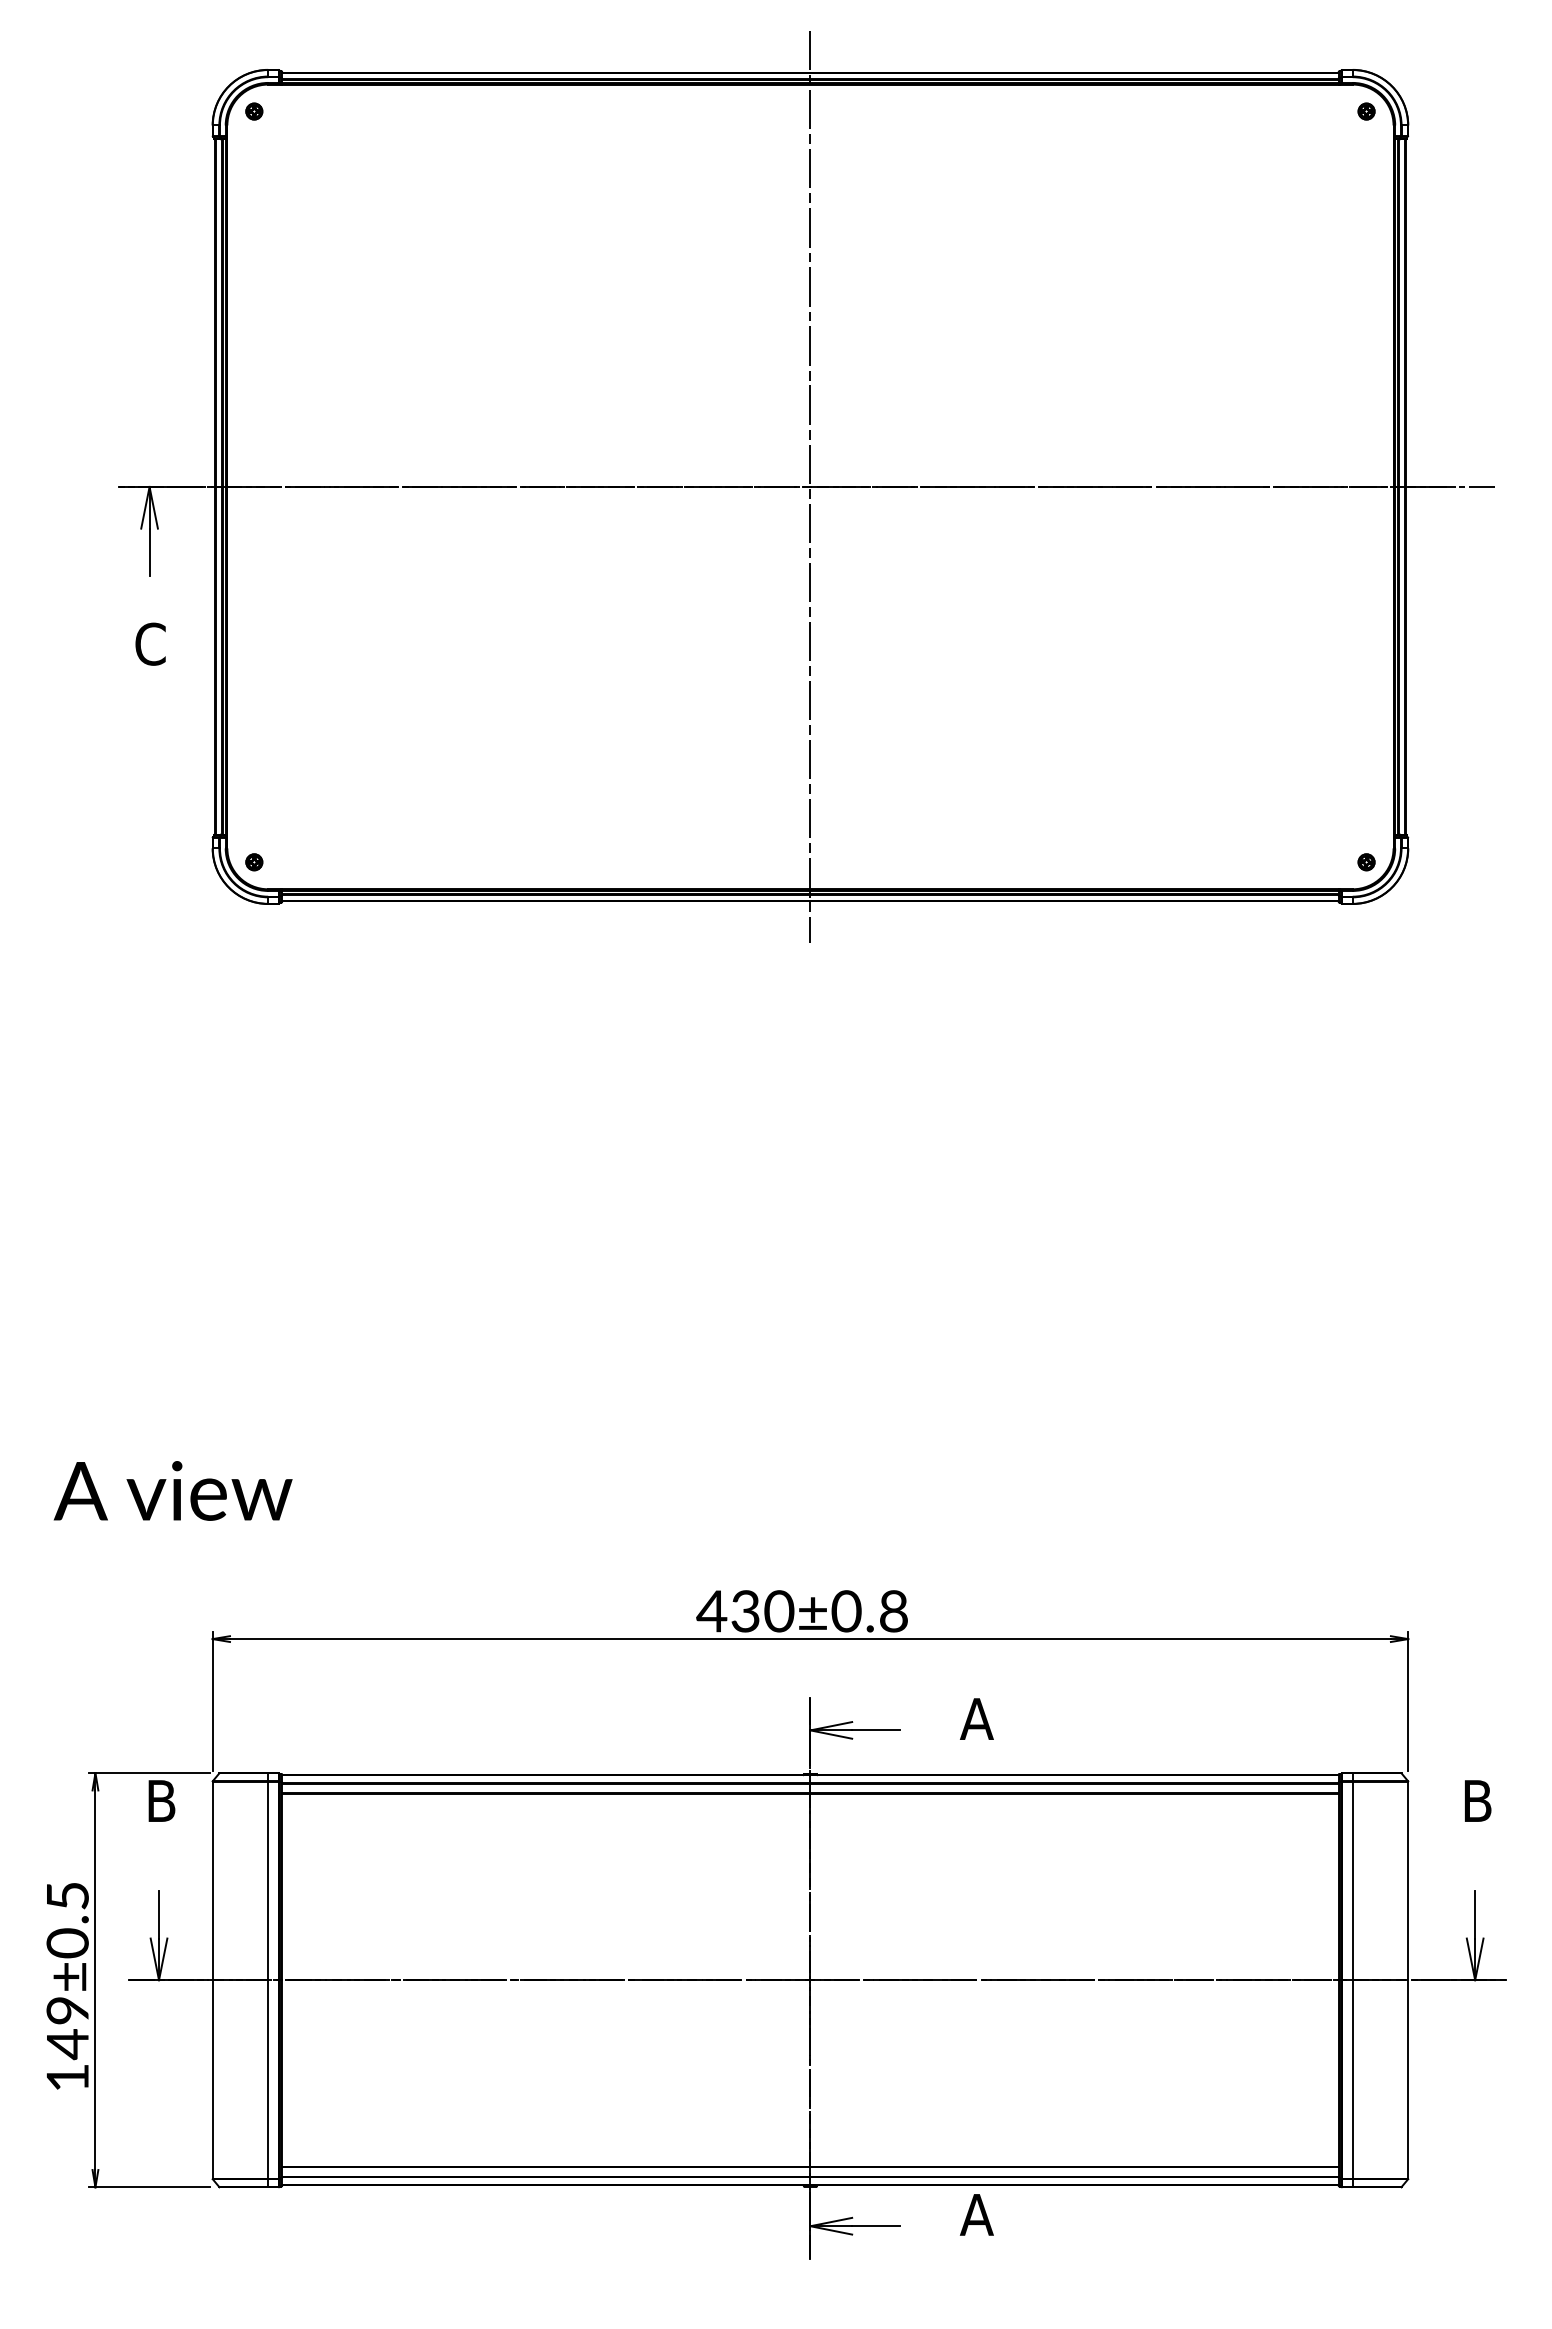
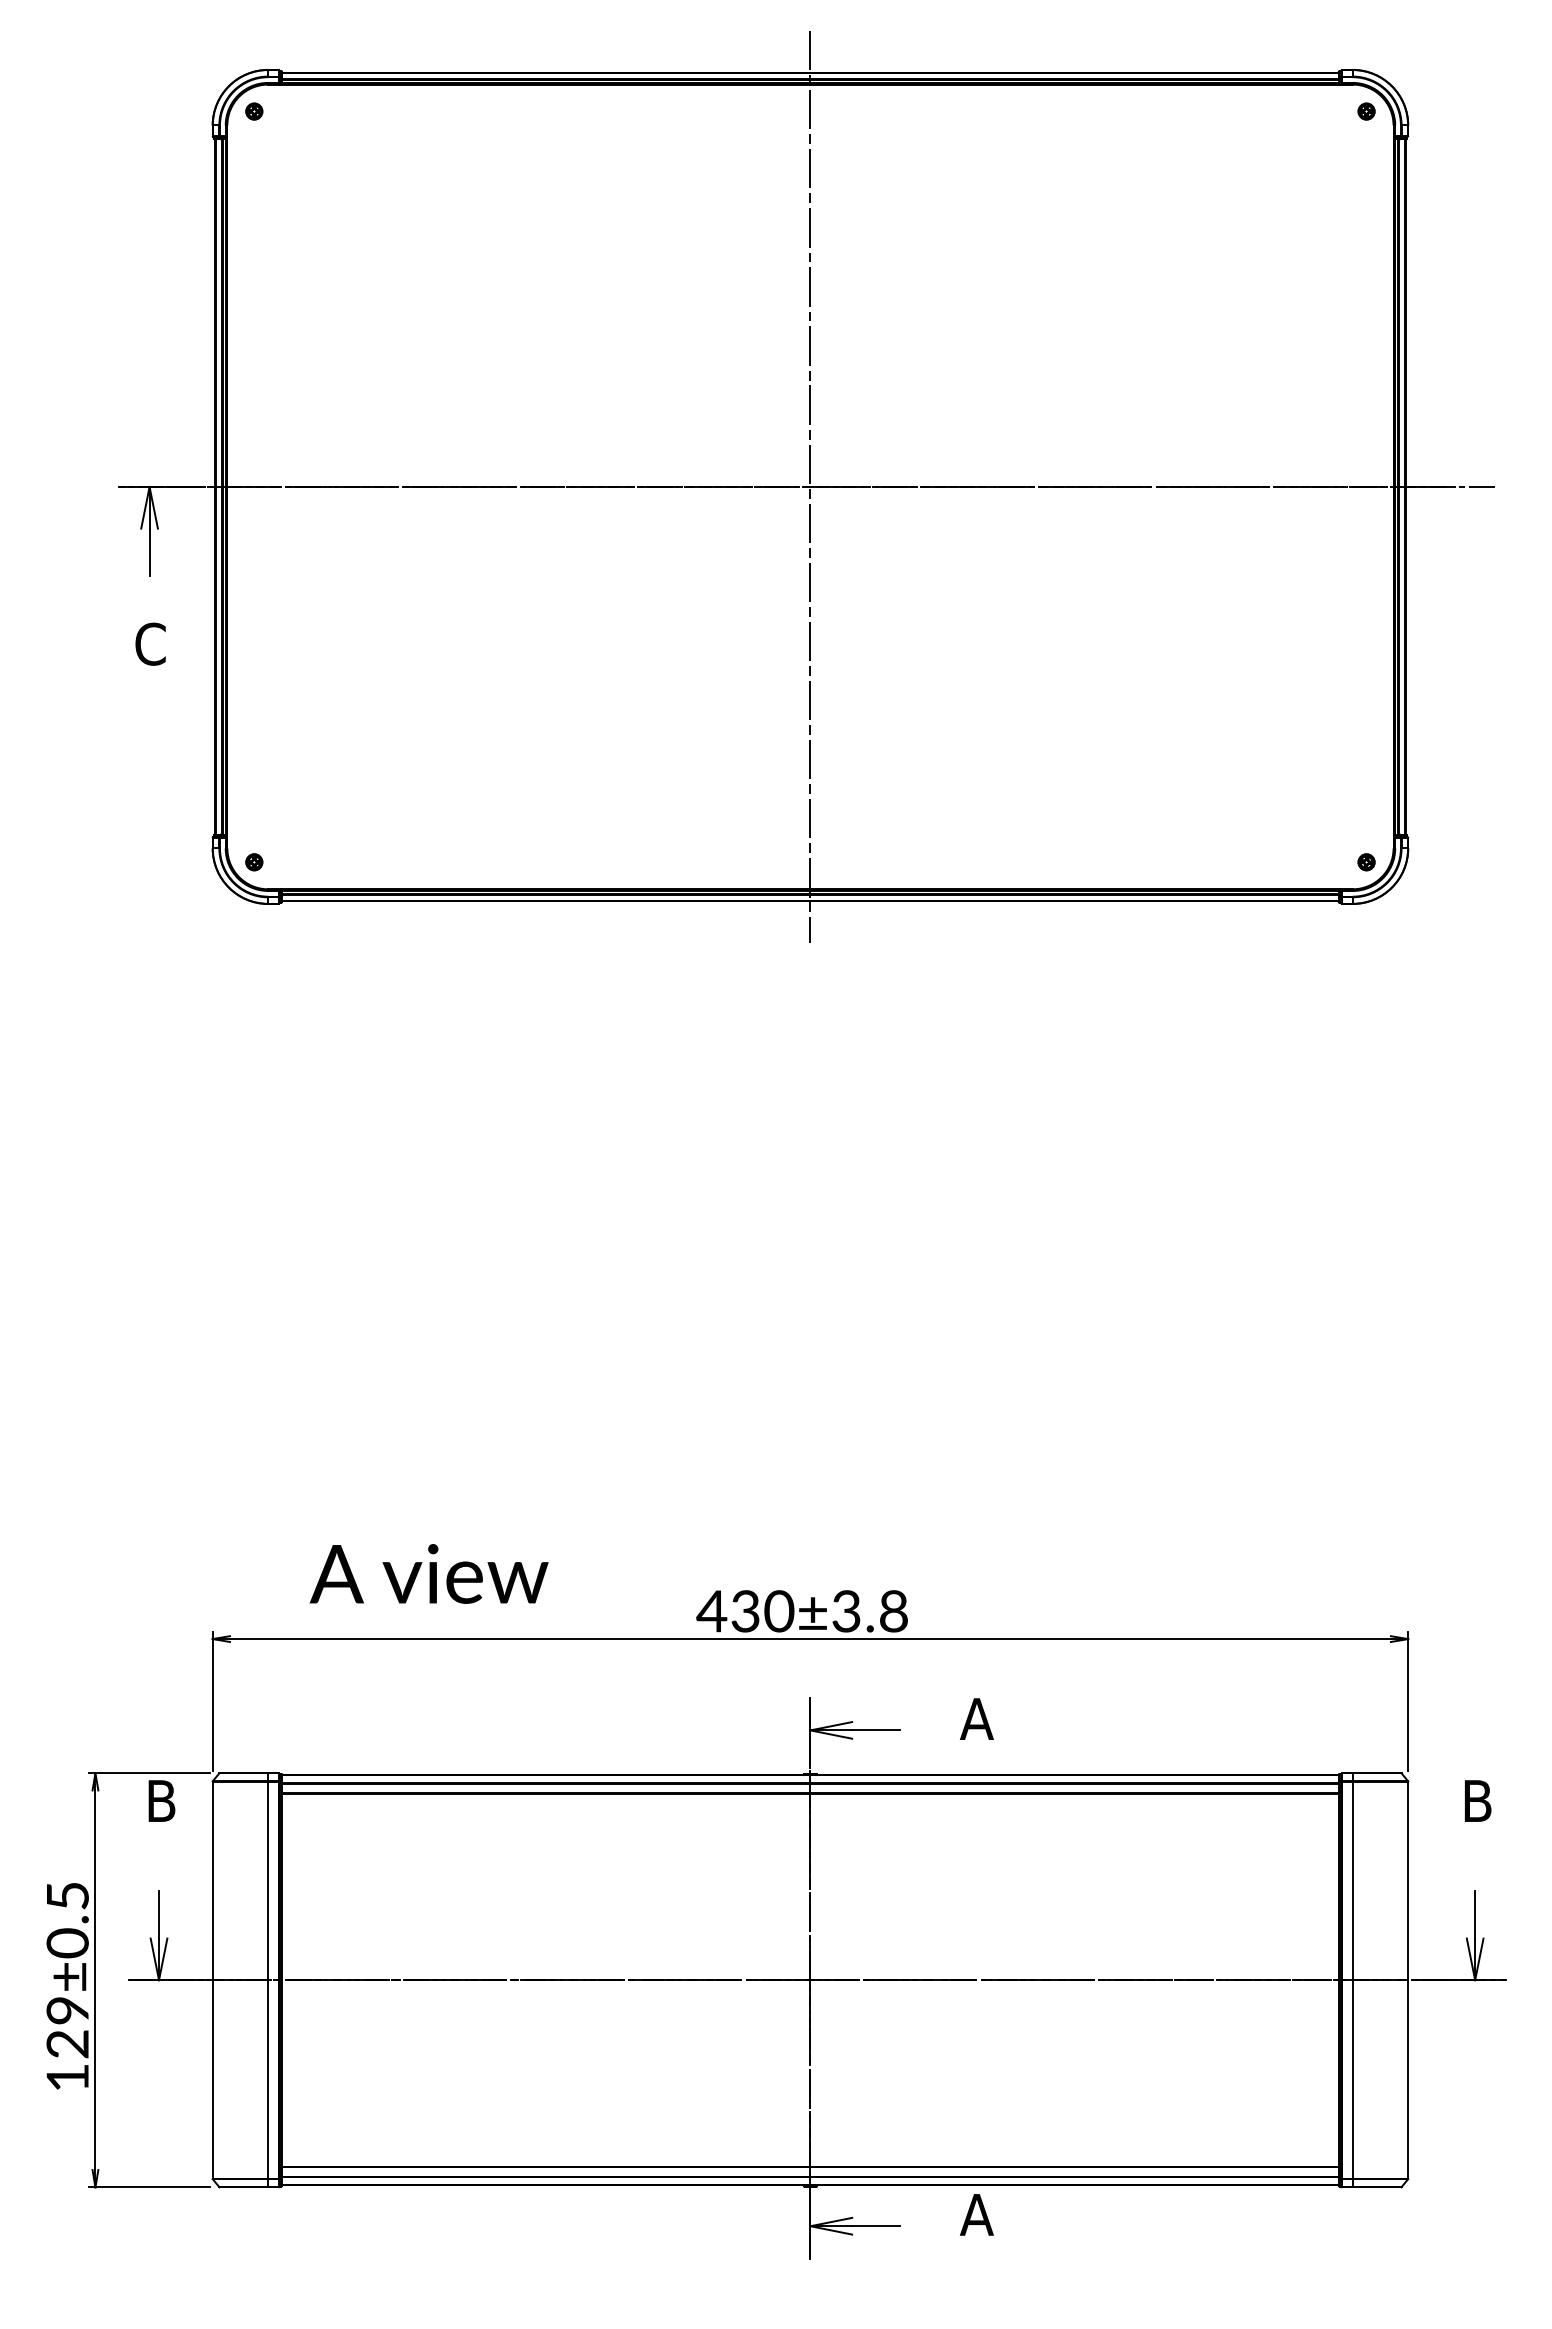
text position: (172, 1490) -> (428, 1573) (428, 1573)
text: 430±0.8 -> 430±3.8 (846, 1611)
text: 149±0.5 -> 129±0.5 (67, 2044)
